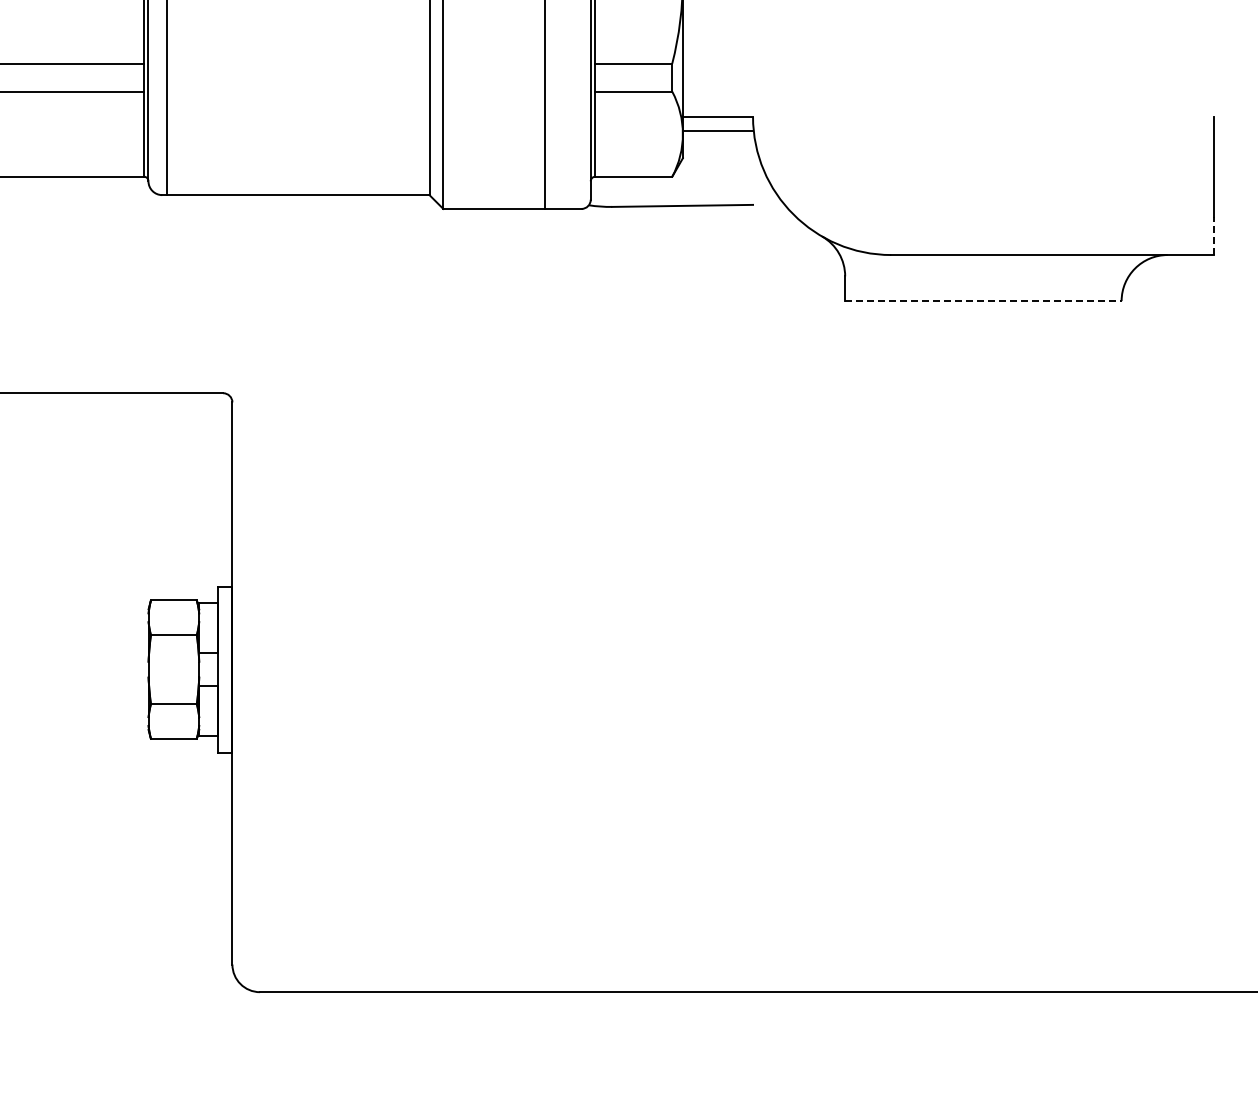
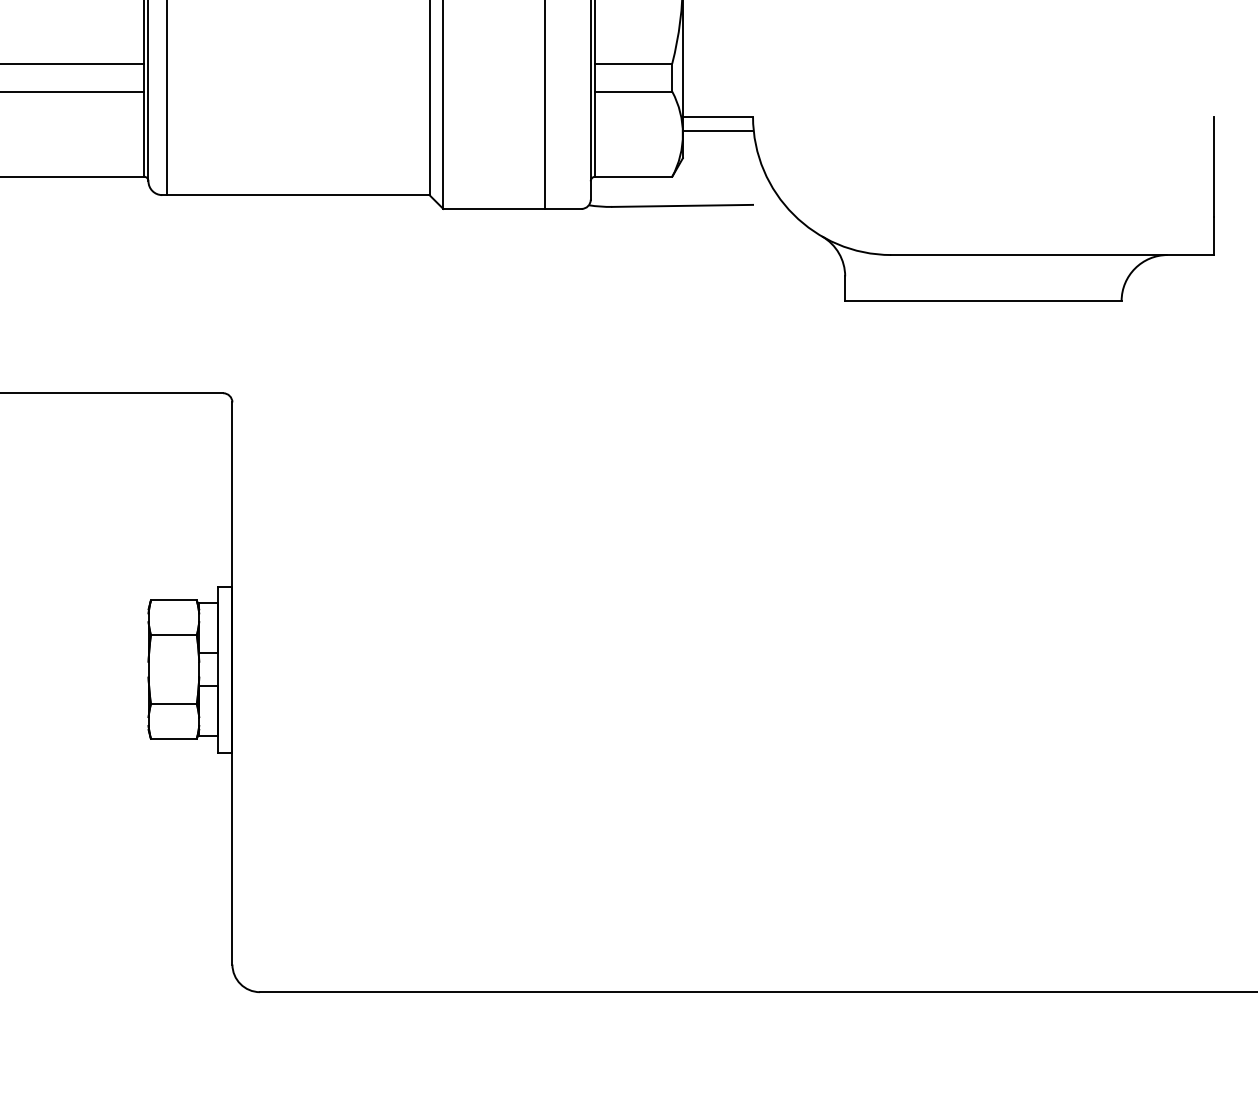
line: dashed -> solid (1213, 236)
line: dashed -> solid (983, 301)
